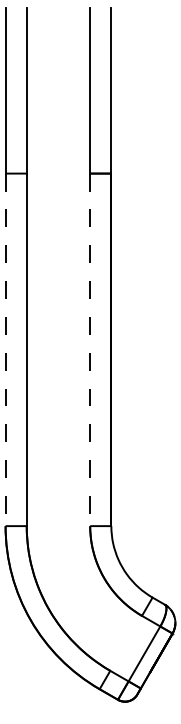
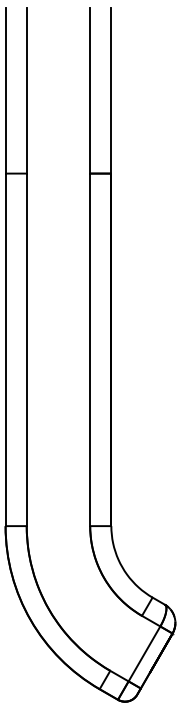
line: dashed -> solid (5, 350)
line: dashed -> solid (90, 350)
